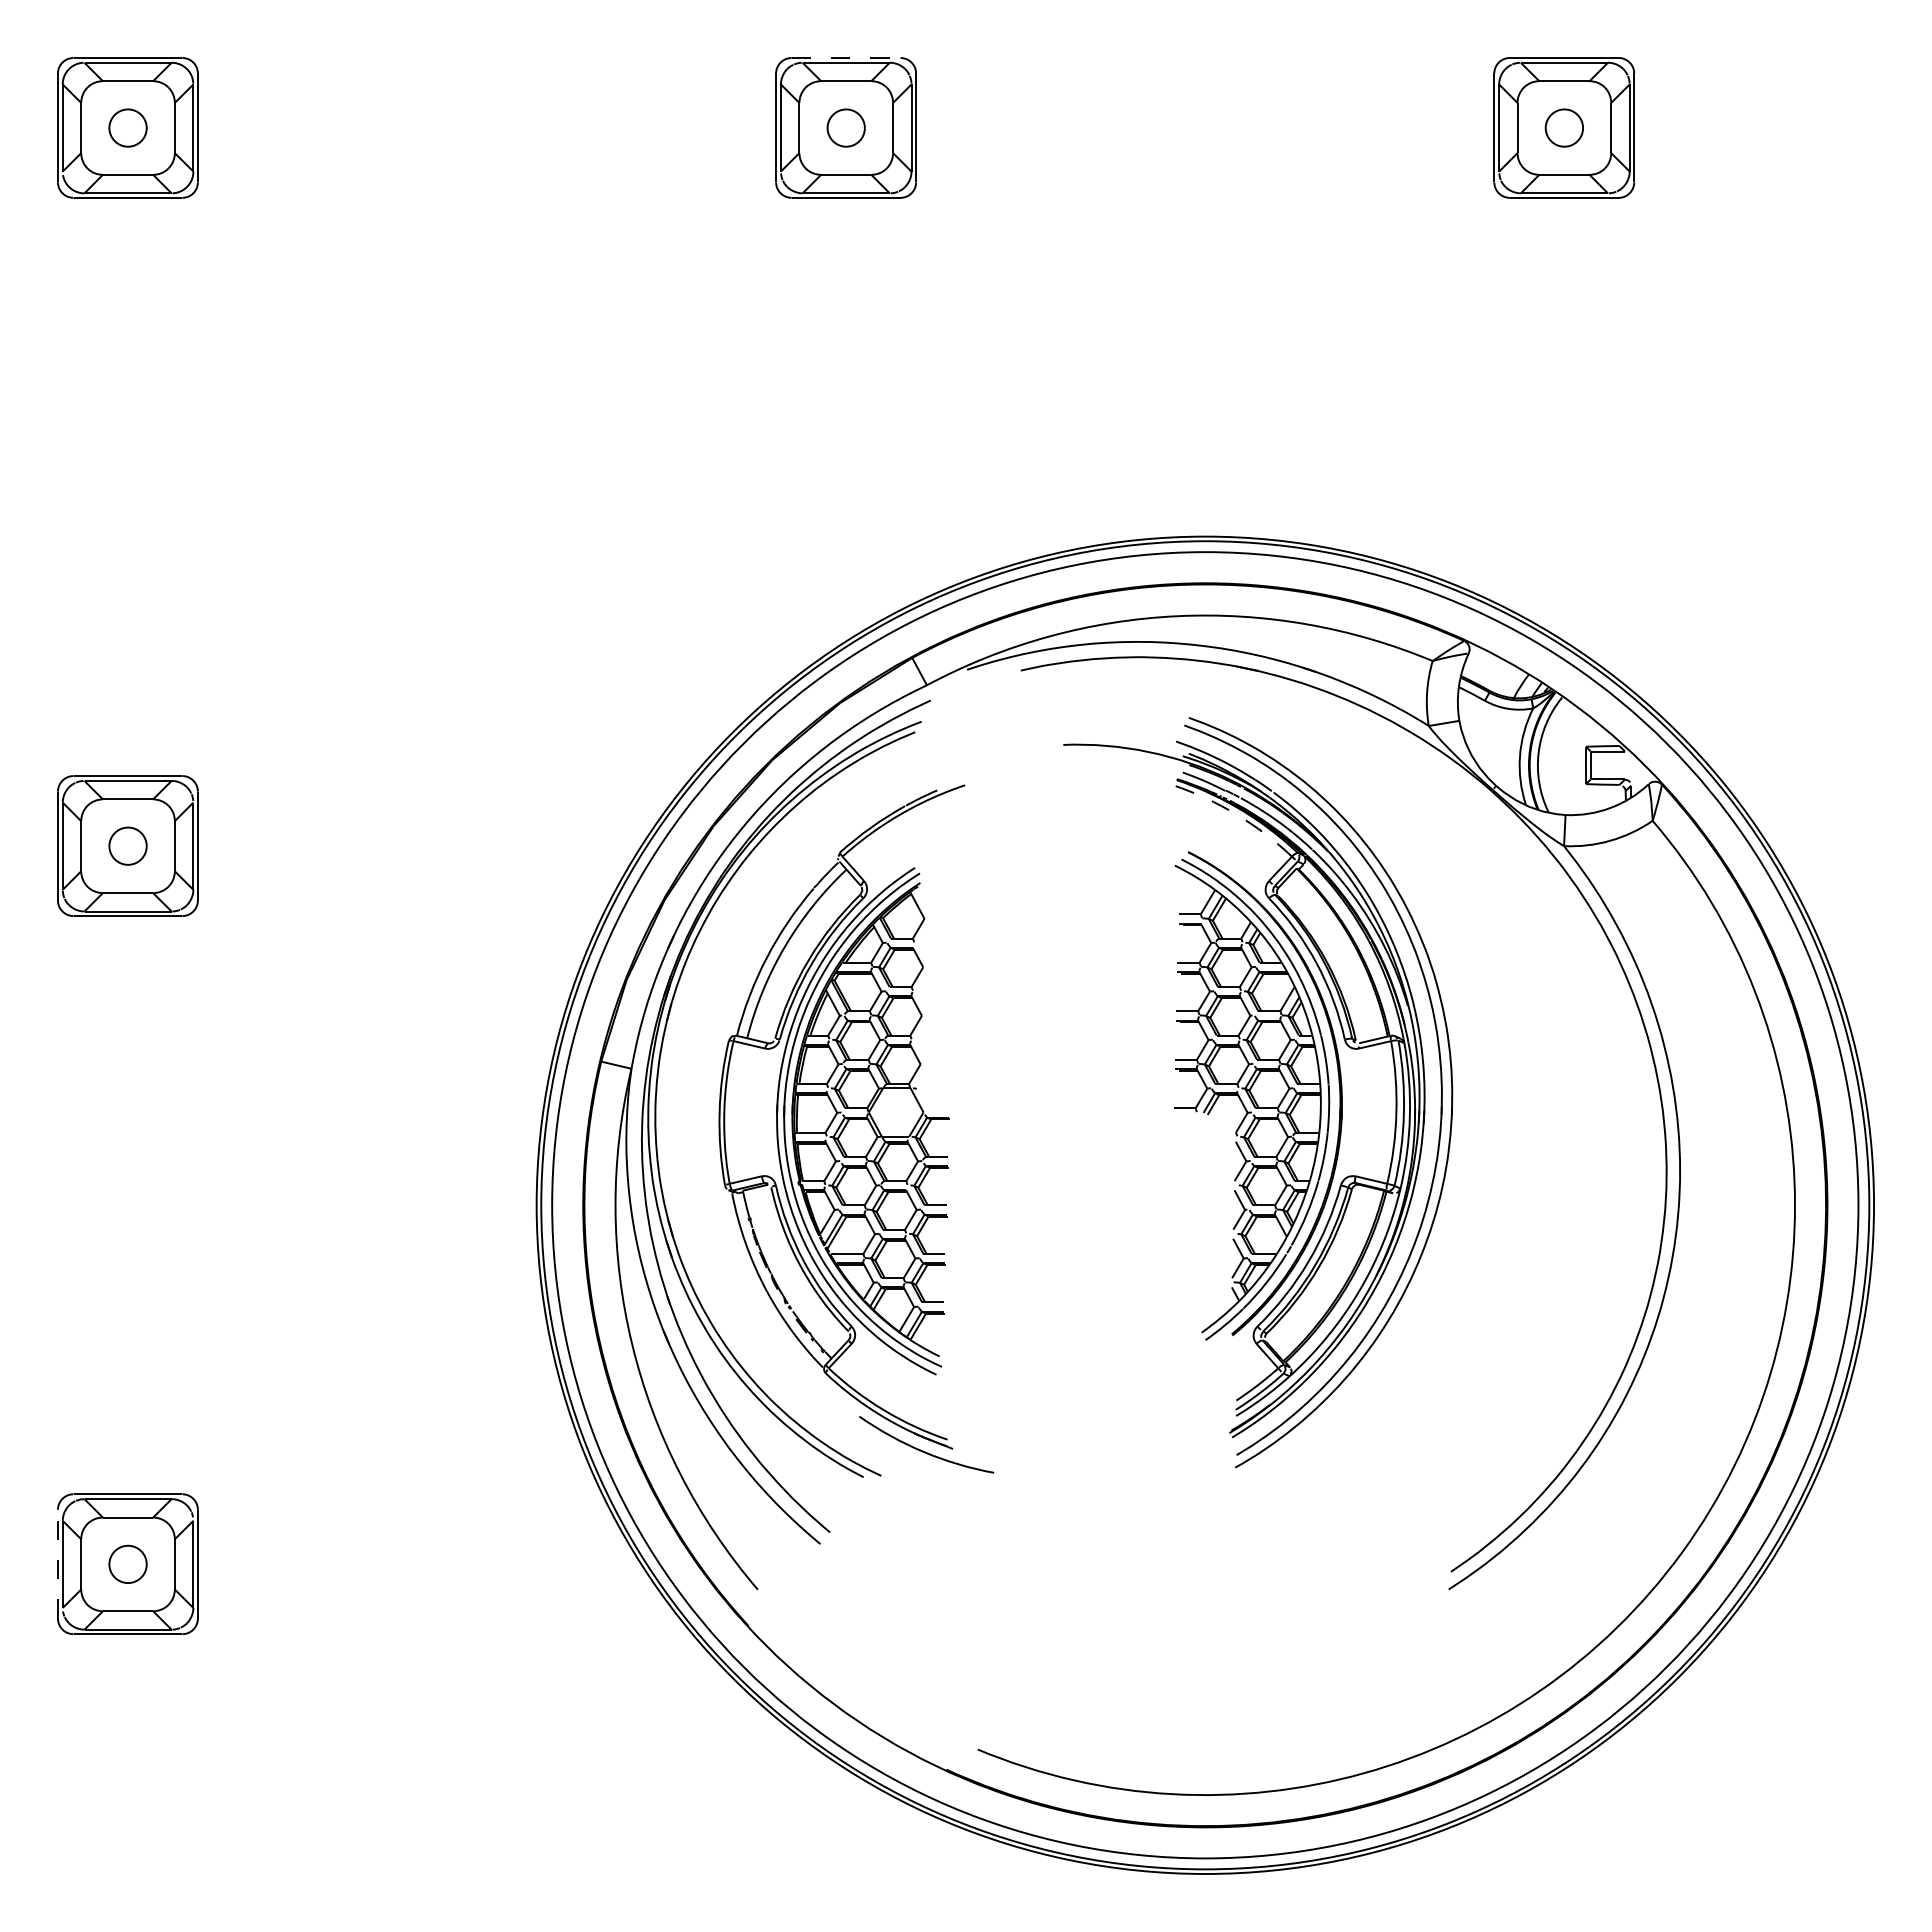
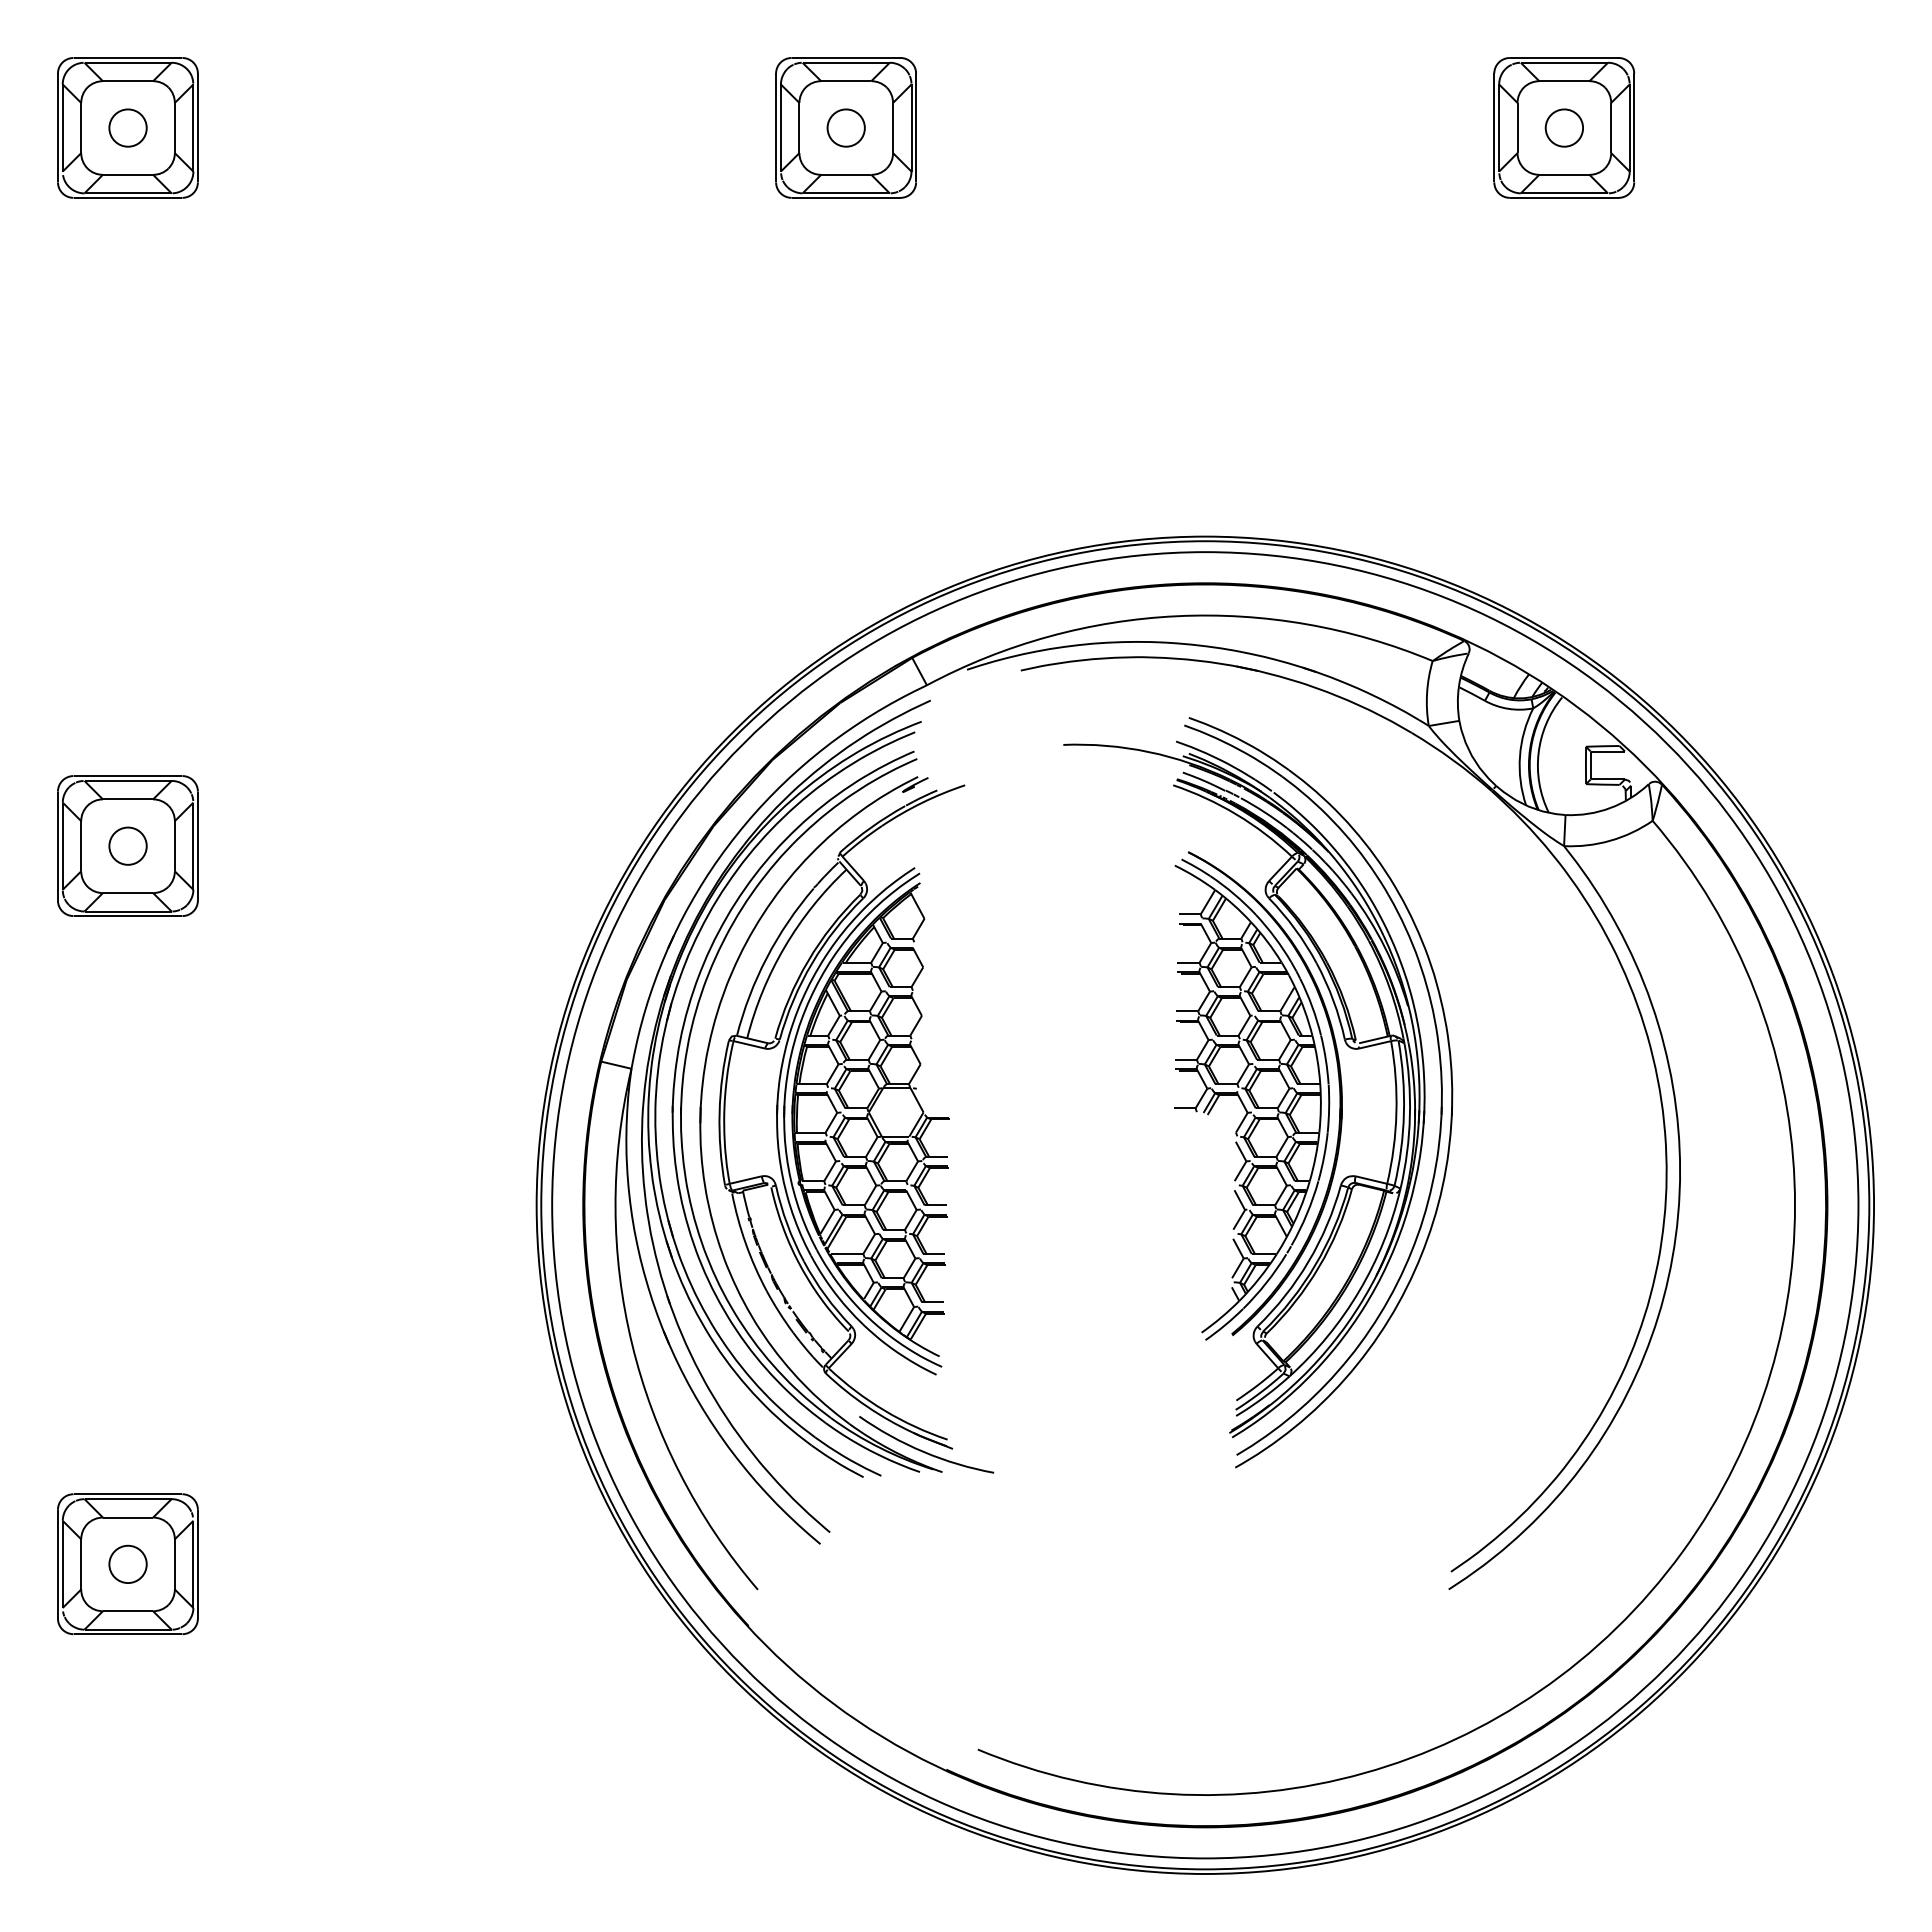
line: dashed -> solid (846, 58)
line: dashed -> solid (1236, 814)
part: none -> present (702, 1100)
line: dashed -> solid (57, 1563)
